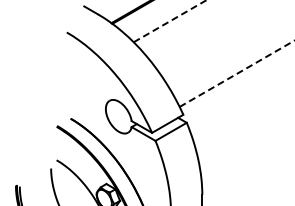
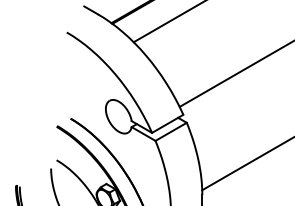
line: dashed -> solid (170, 21)
line: dashed -> solid (237, 73)
line: none -> present (246, 164)
